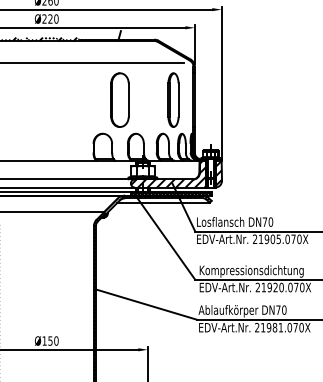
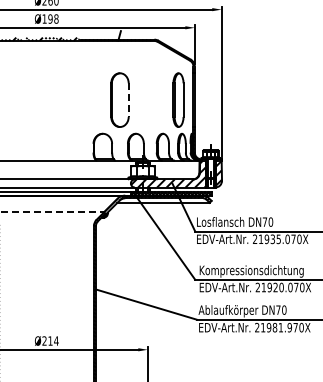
text: Ø220 -> Ø198 (50, 18)
line: present -> none (93, 62)
part position: (173, 99) -> (178, 99) (178, 99)
line: solid -> dashed (128, 100)
line: solid -> dashed (52, 212)
text: 21905.070X -> 21935.070X (272, 238)
text: 21981.070X -> 21981.970X (289, 327)
text: Ø150 -> Ø214 (50, 340)
